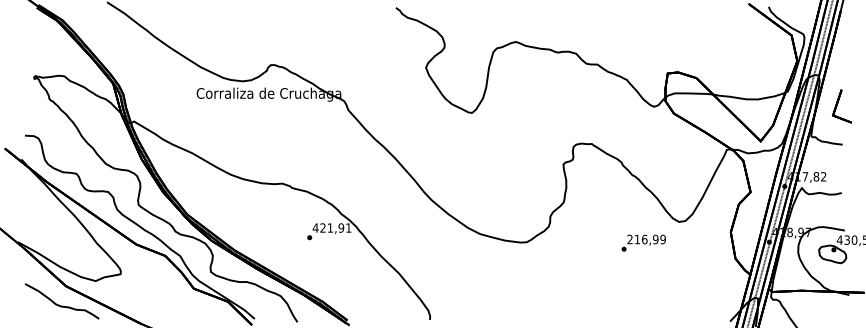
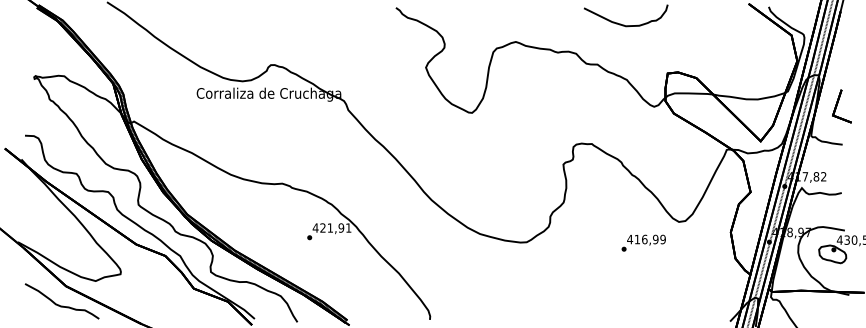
part: none -> present (624, 24)
text: 216,99 -> 416,99 (630, 239)
